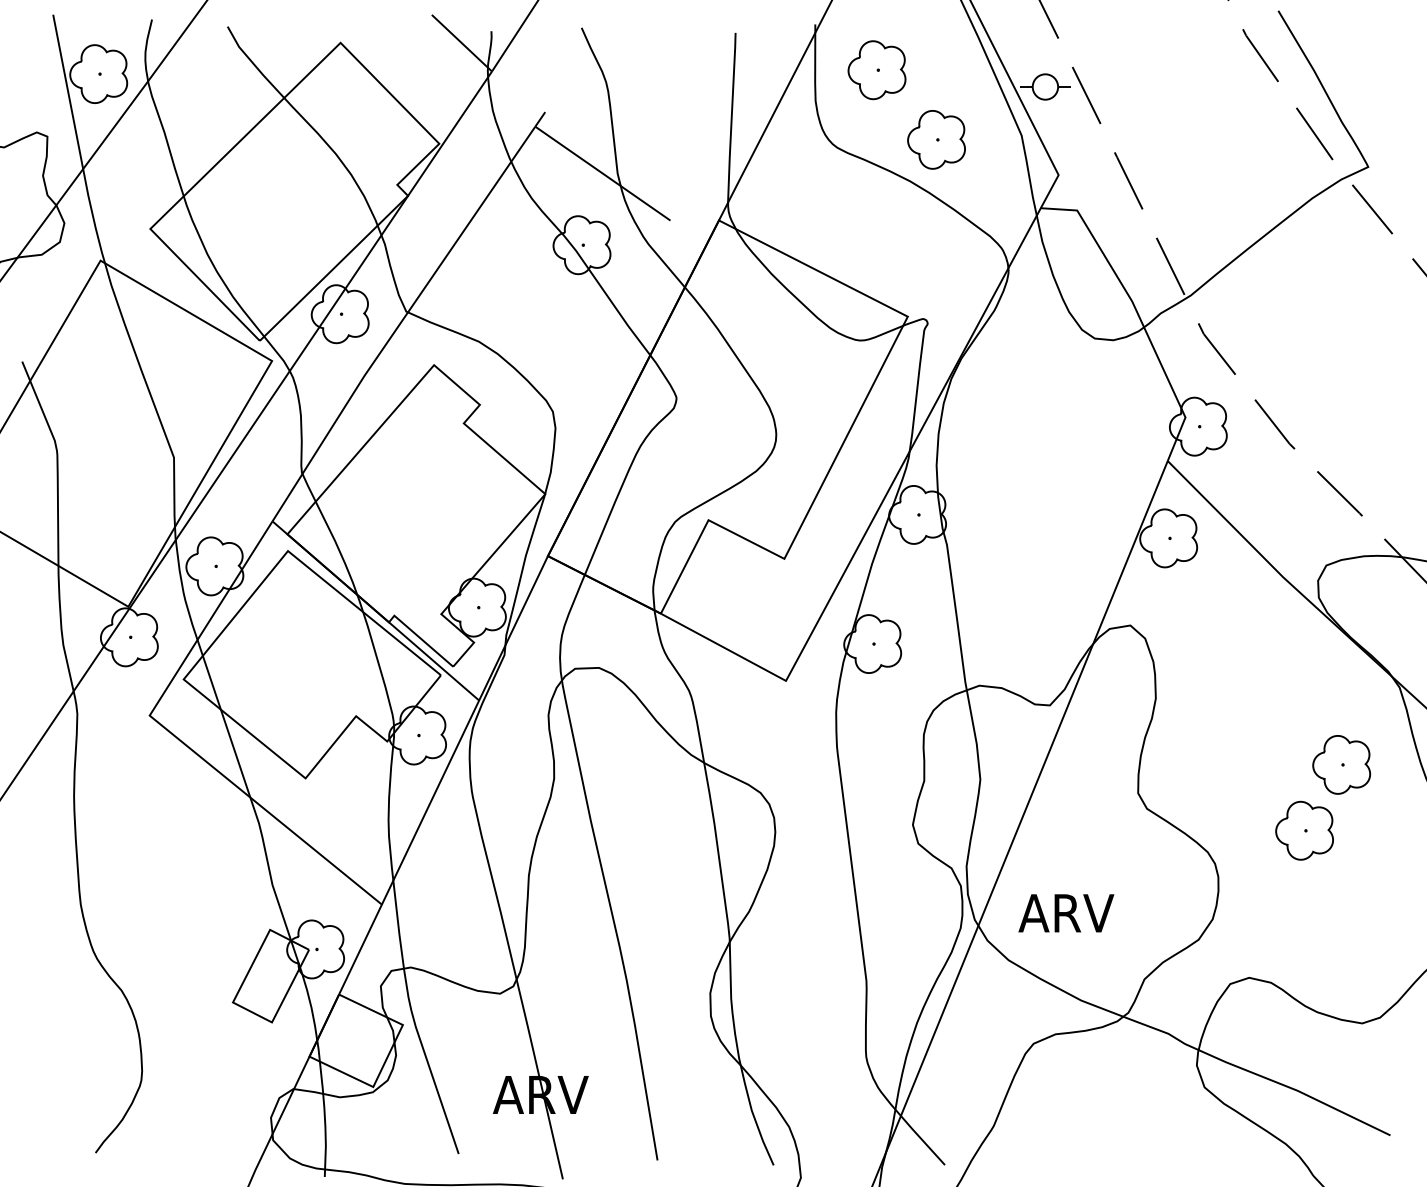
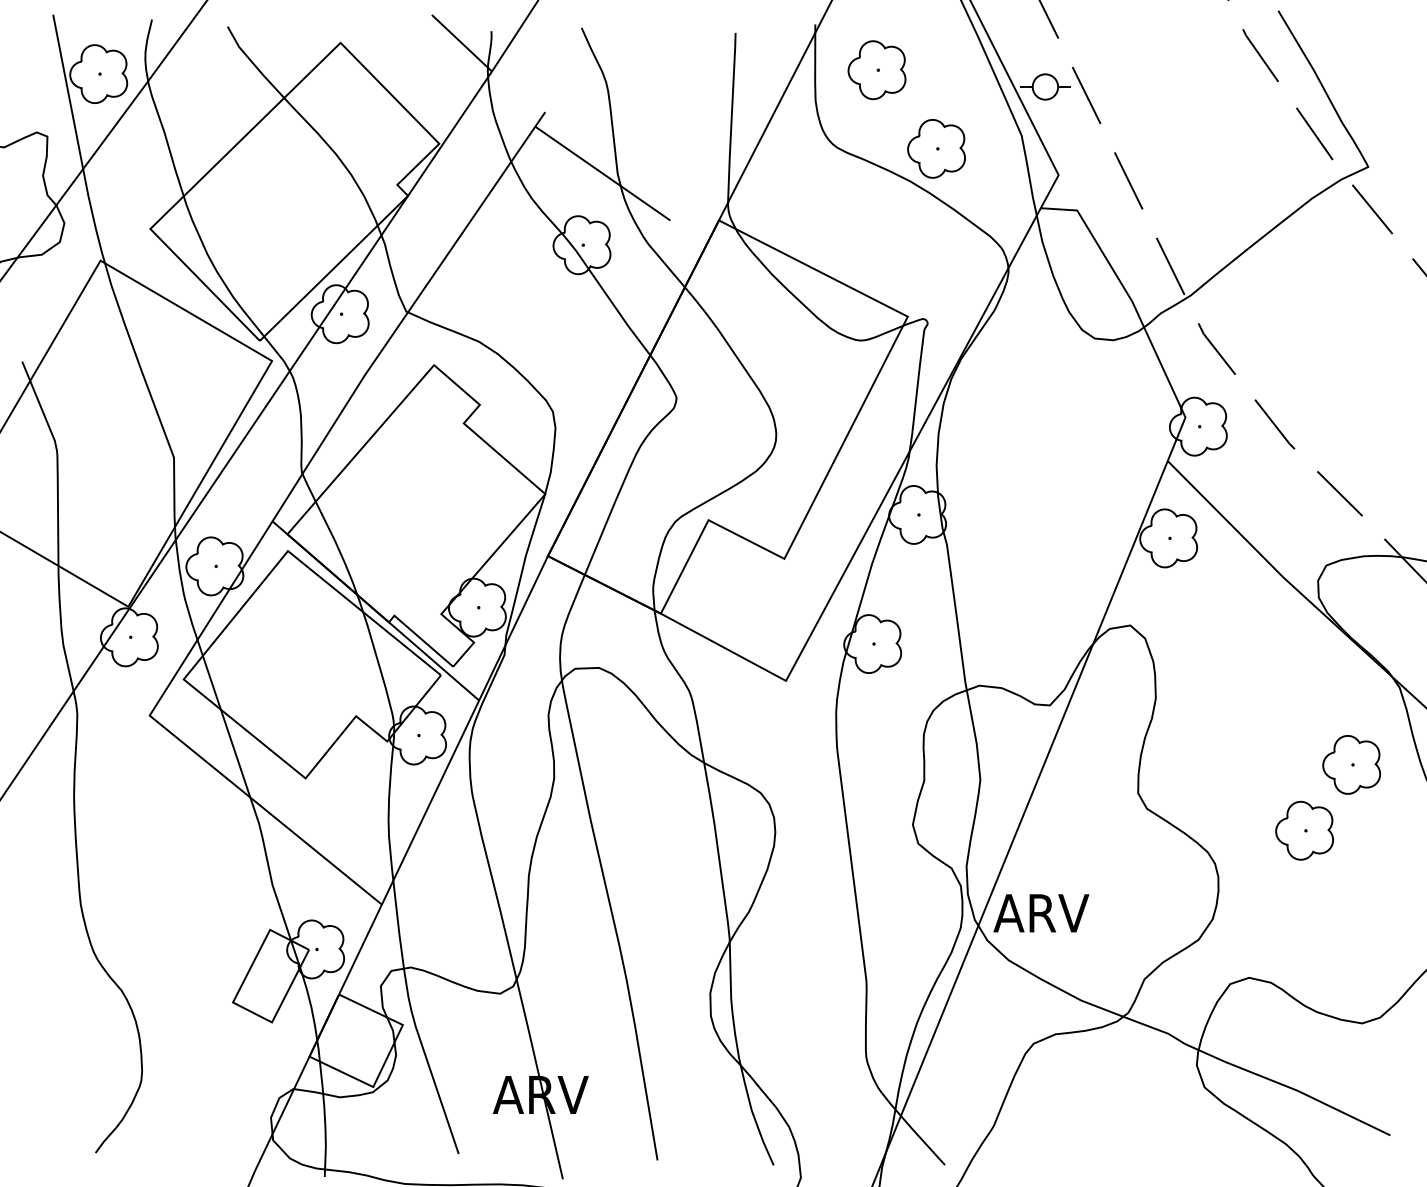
part position: (936, 139) -> (936, 148) (936, 148)
part position: (1341, 764) -> (1351, 764) (1351, 764)
text position: (1066, 913) -> (1041, 913) (1041, 913)
